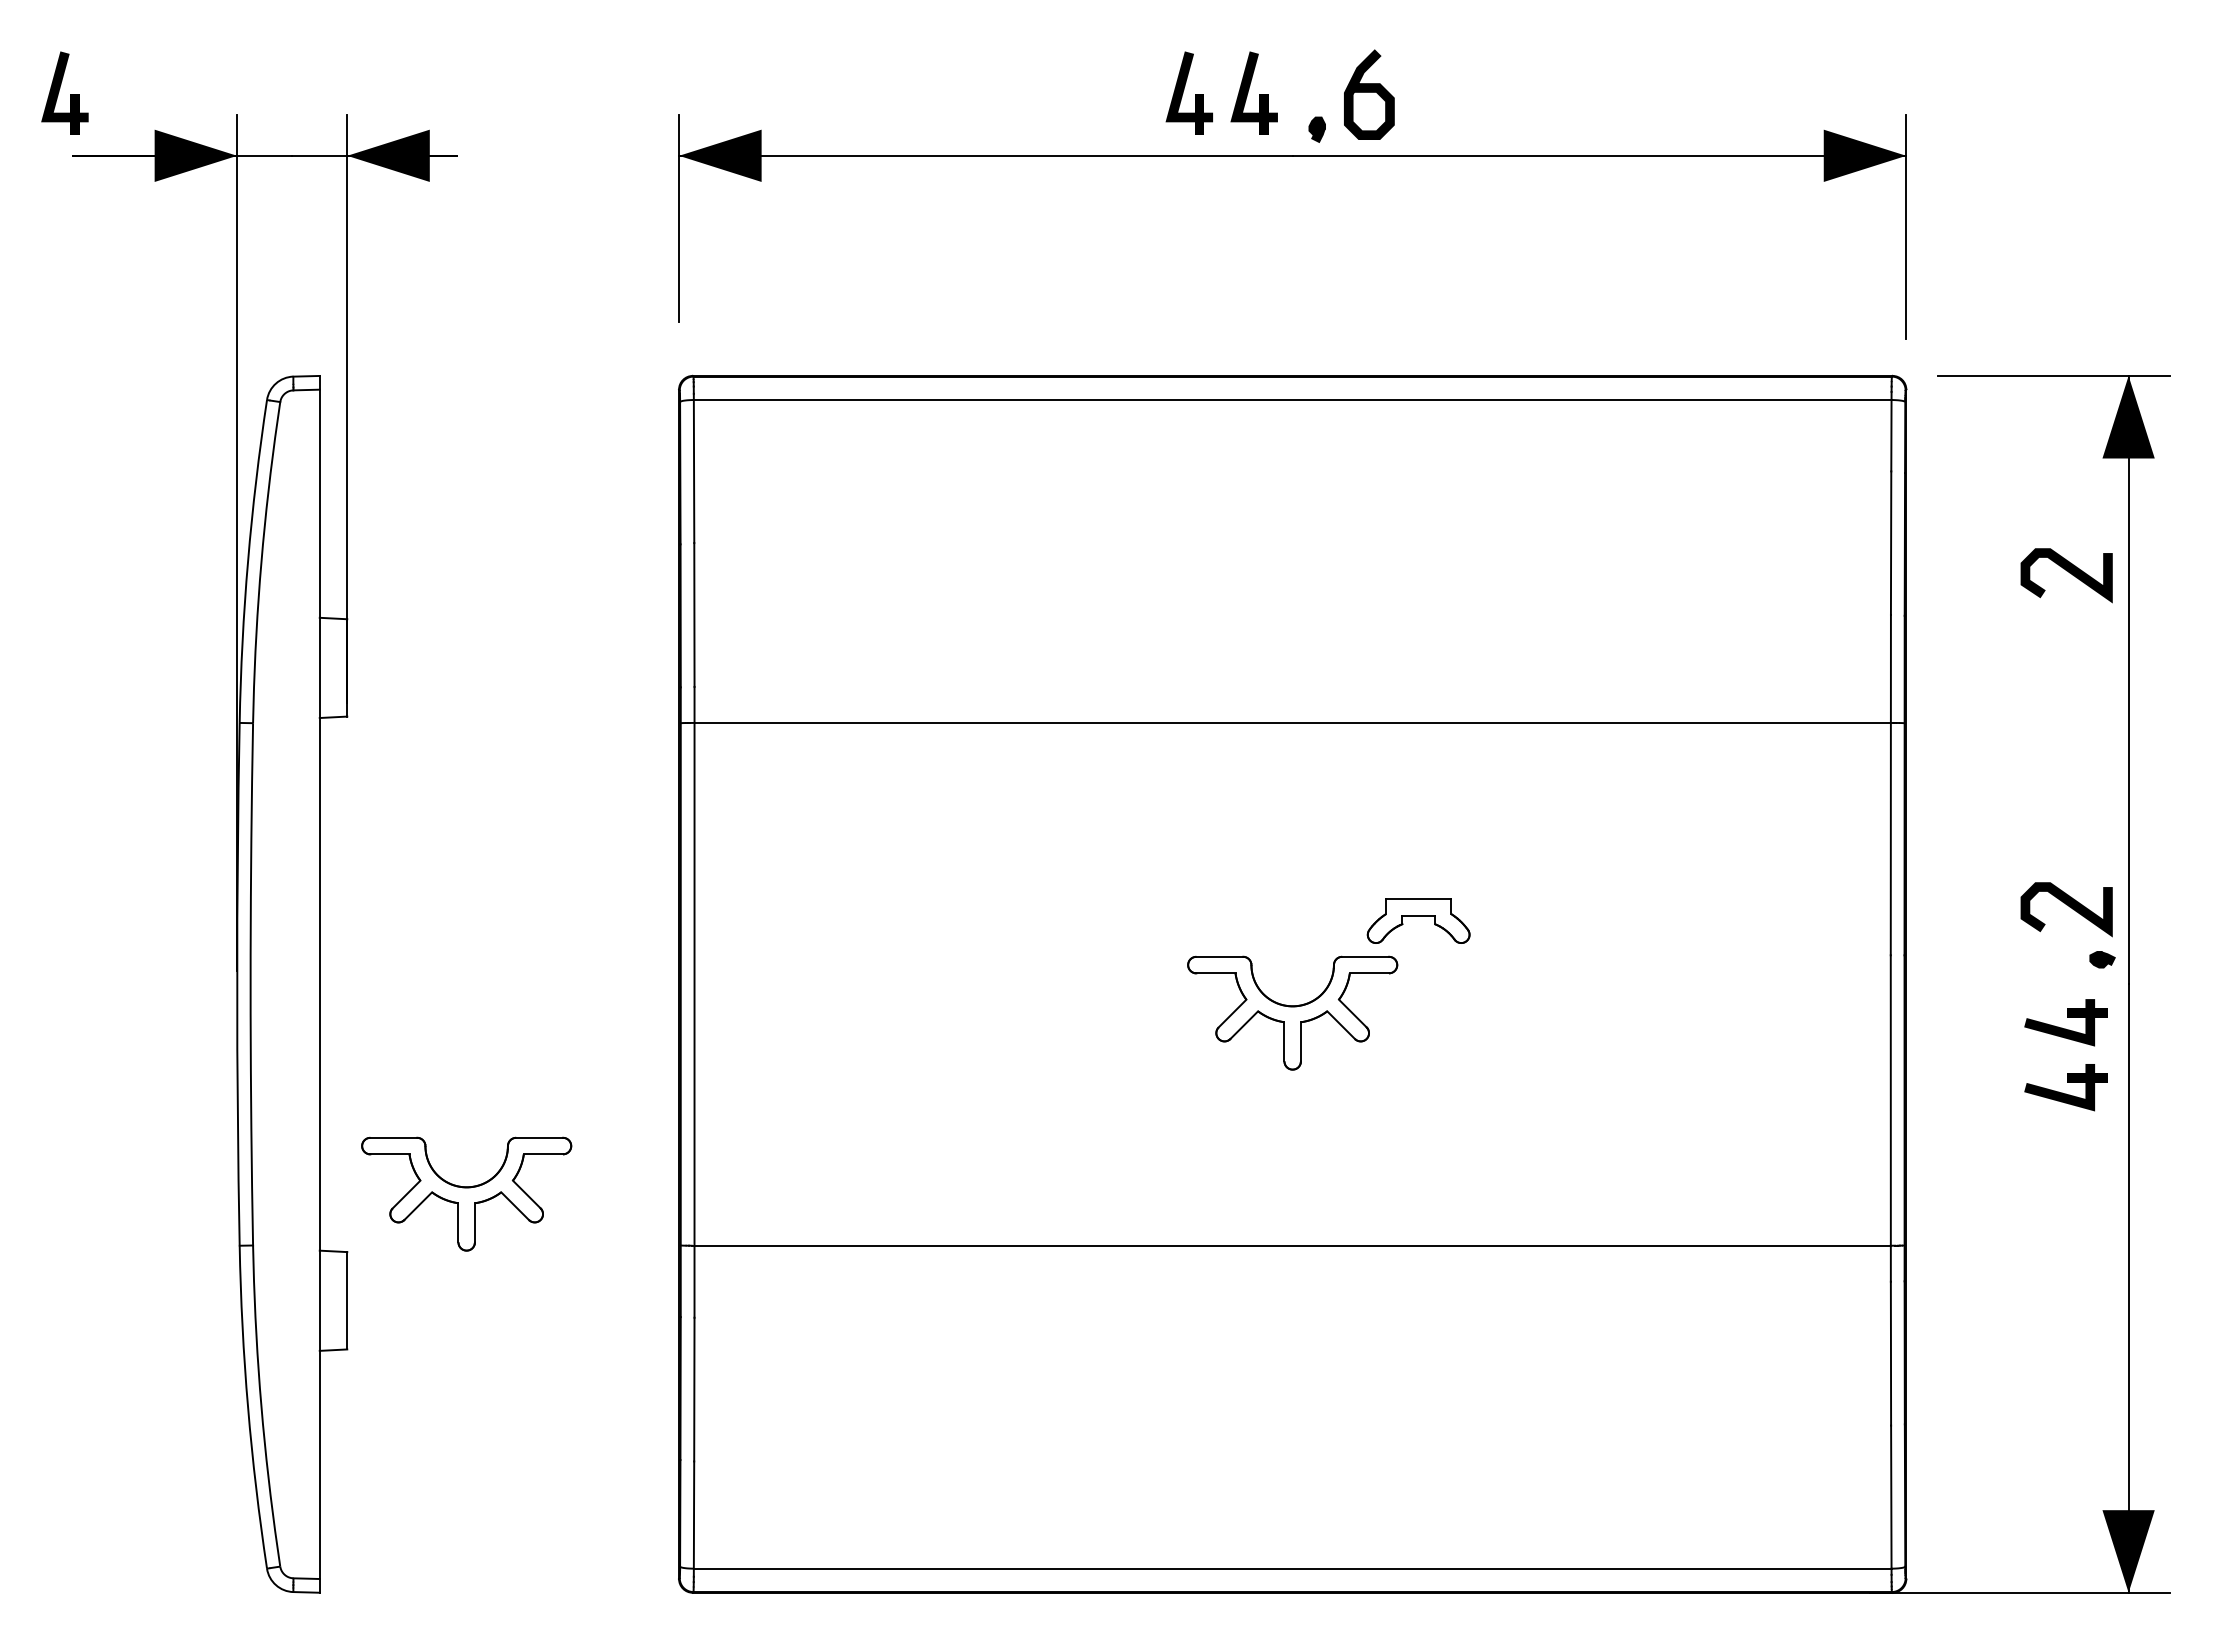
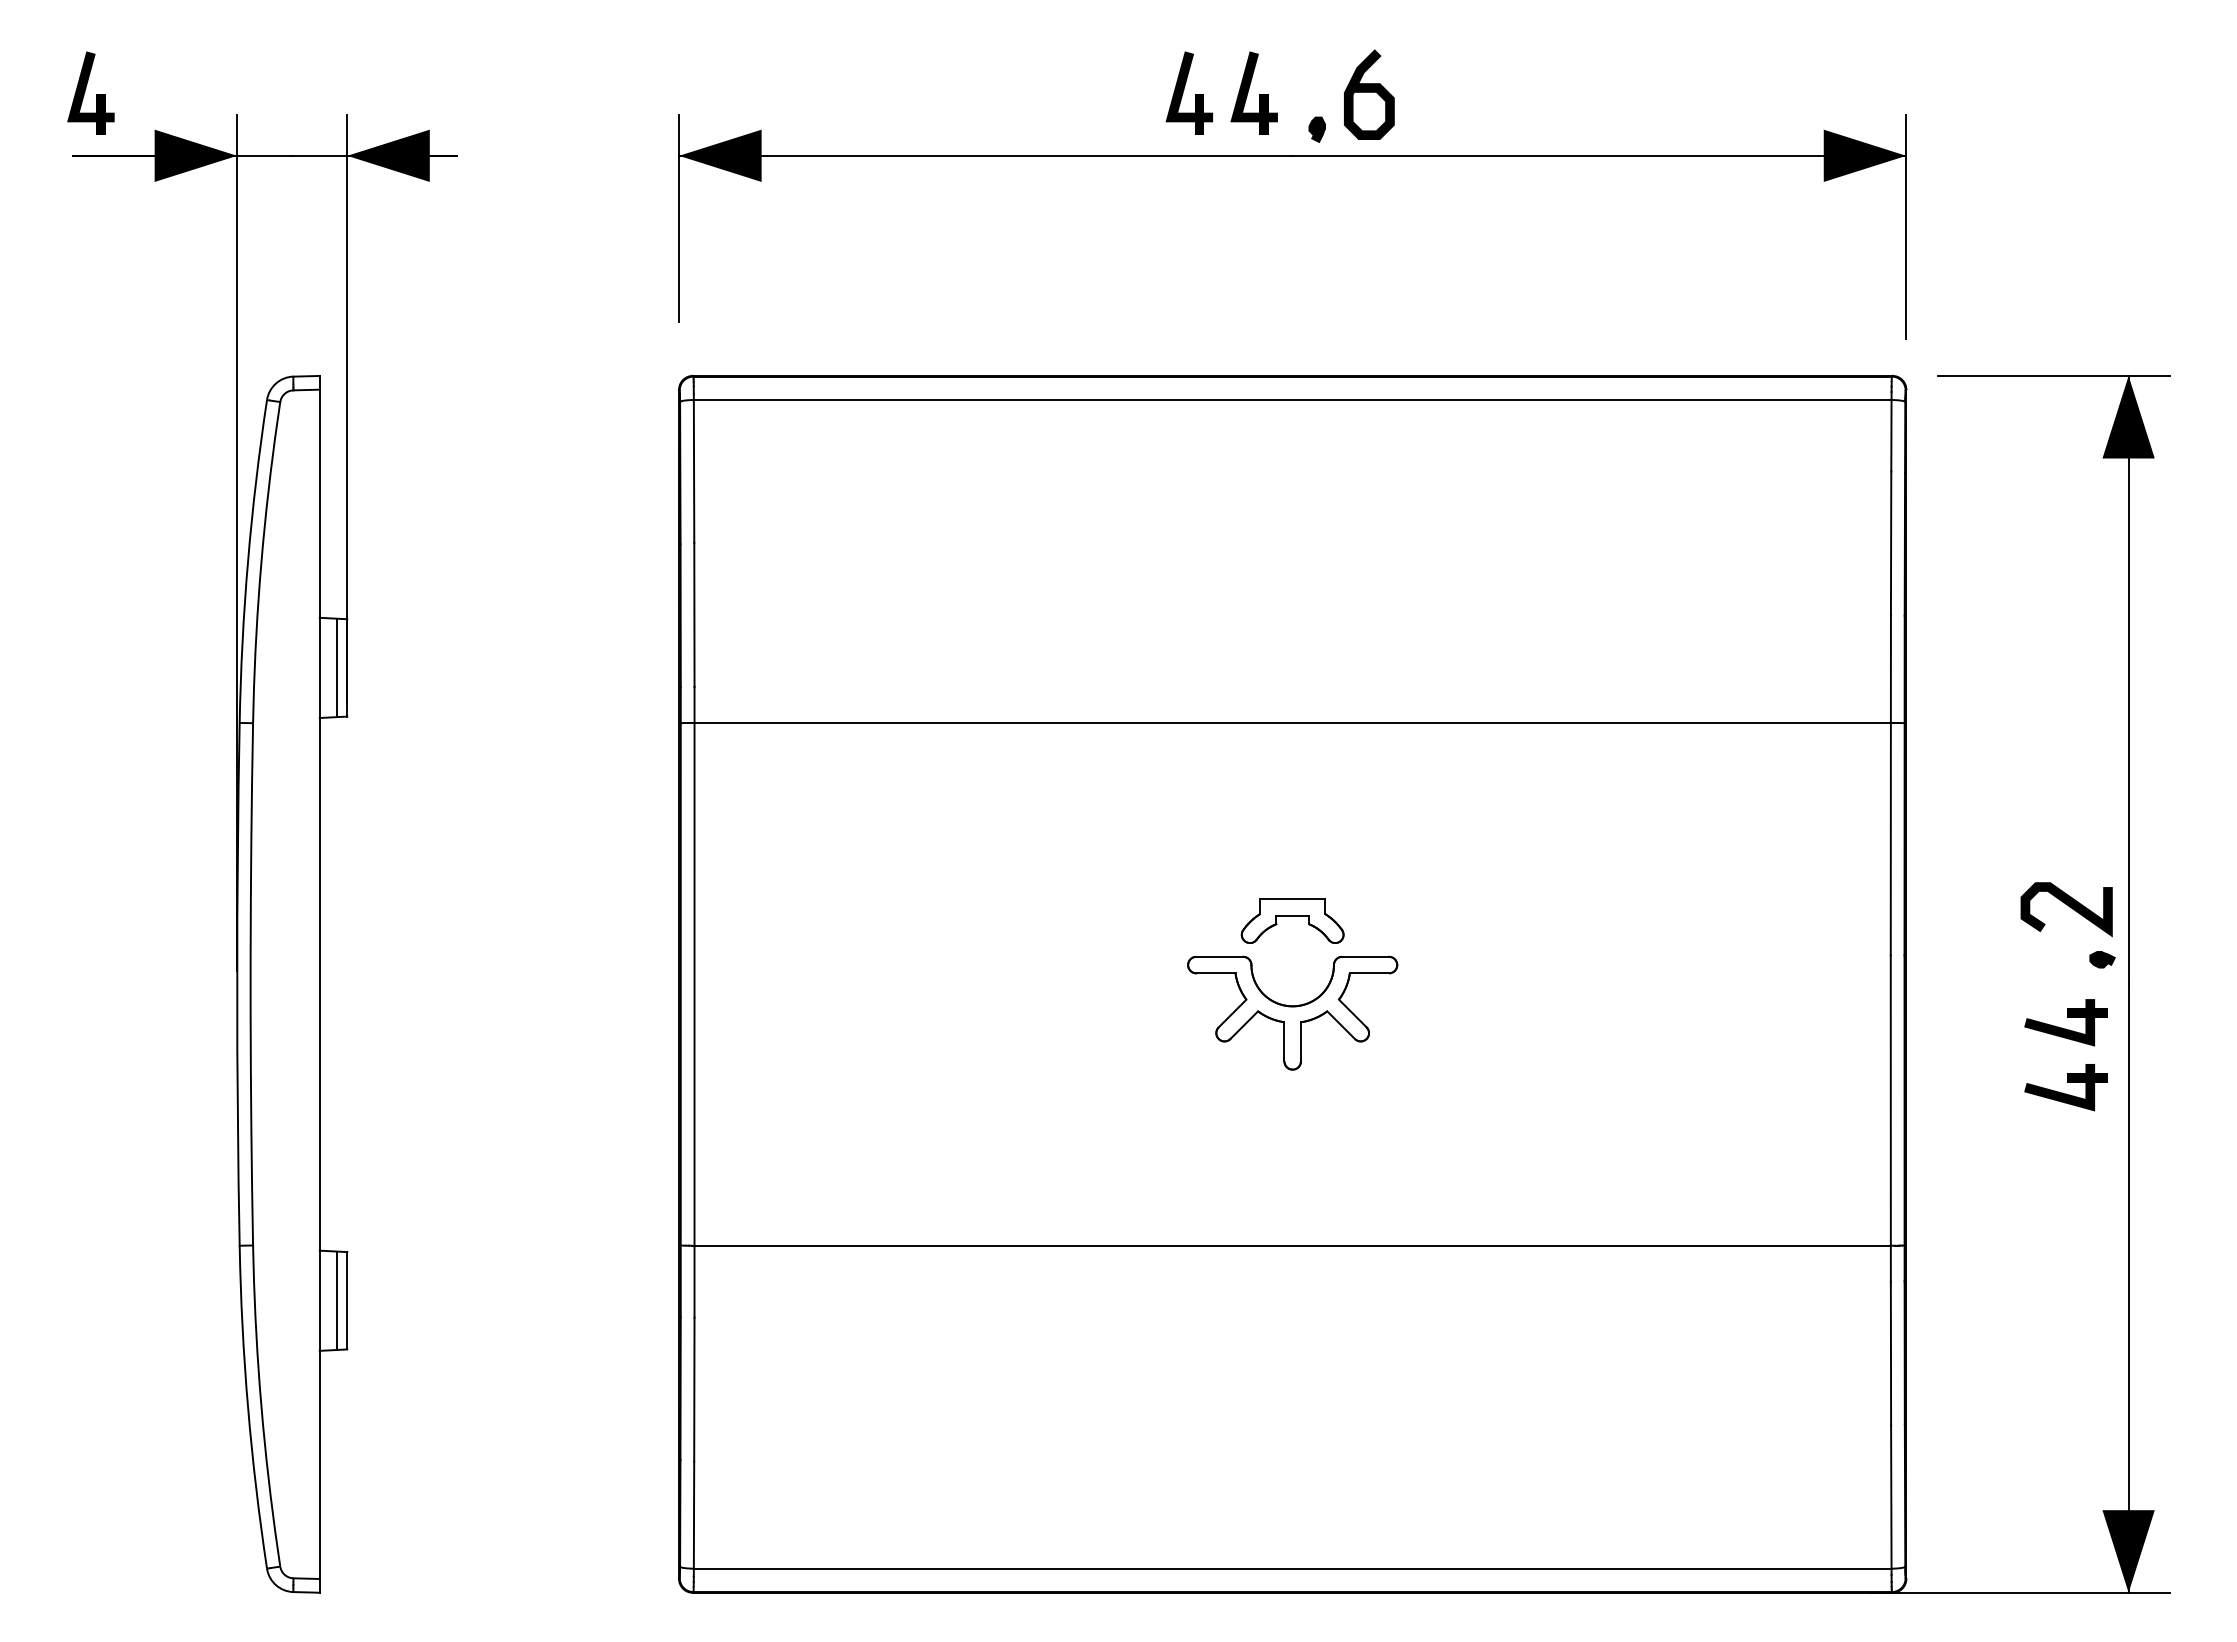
part position: (64, 92) -> (90, 92) (90, 92)
curve: present -> none (2068, 572)
line: none -> present (336, 667)
part position: (1418, 920) -> (1292, 920) (1292, 920)
part: present -> none (466, 1193)
line: none -> present (336, 1300)
